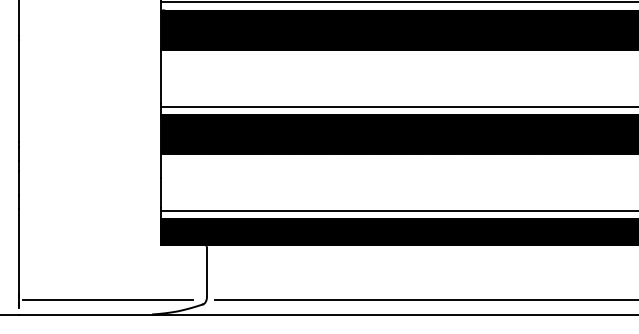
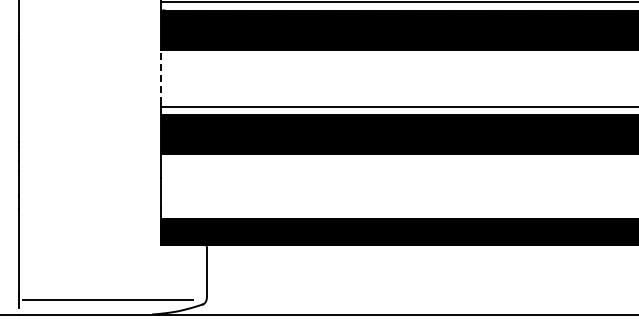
line: solid -> dashed (161, 76)
line: present -> none (398, 211)
line: present -> none (424, 300)
